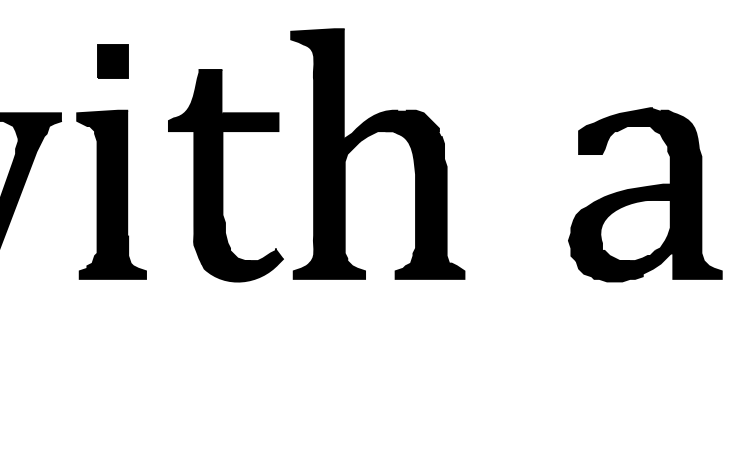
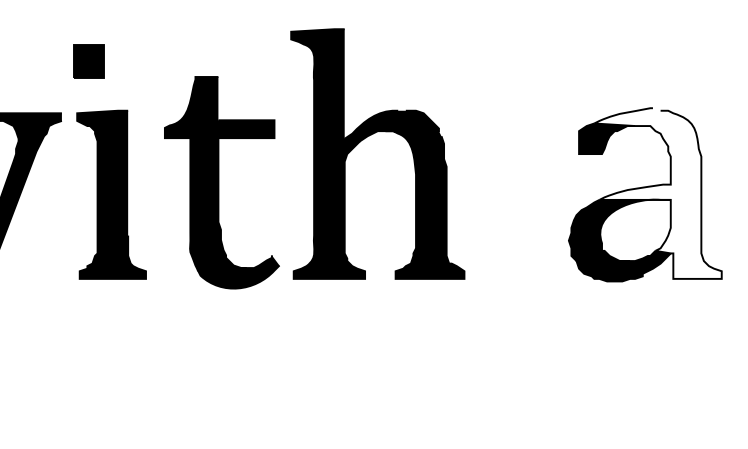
part position: (112, 61) -> (88, 61) (88, 61)
part position: (225, 175) -> (221, 182) (221, 182)
fill: present -> none (657, 193)
